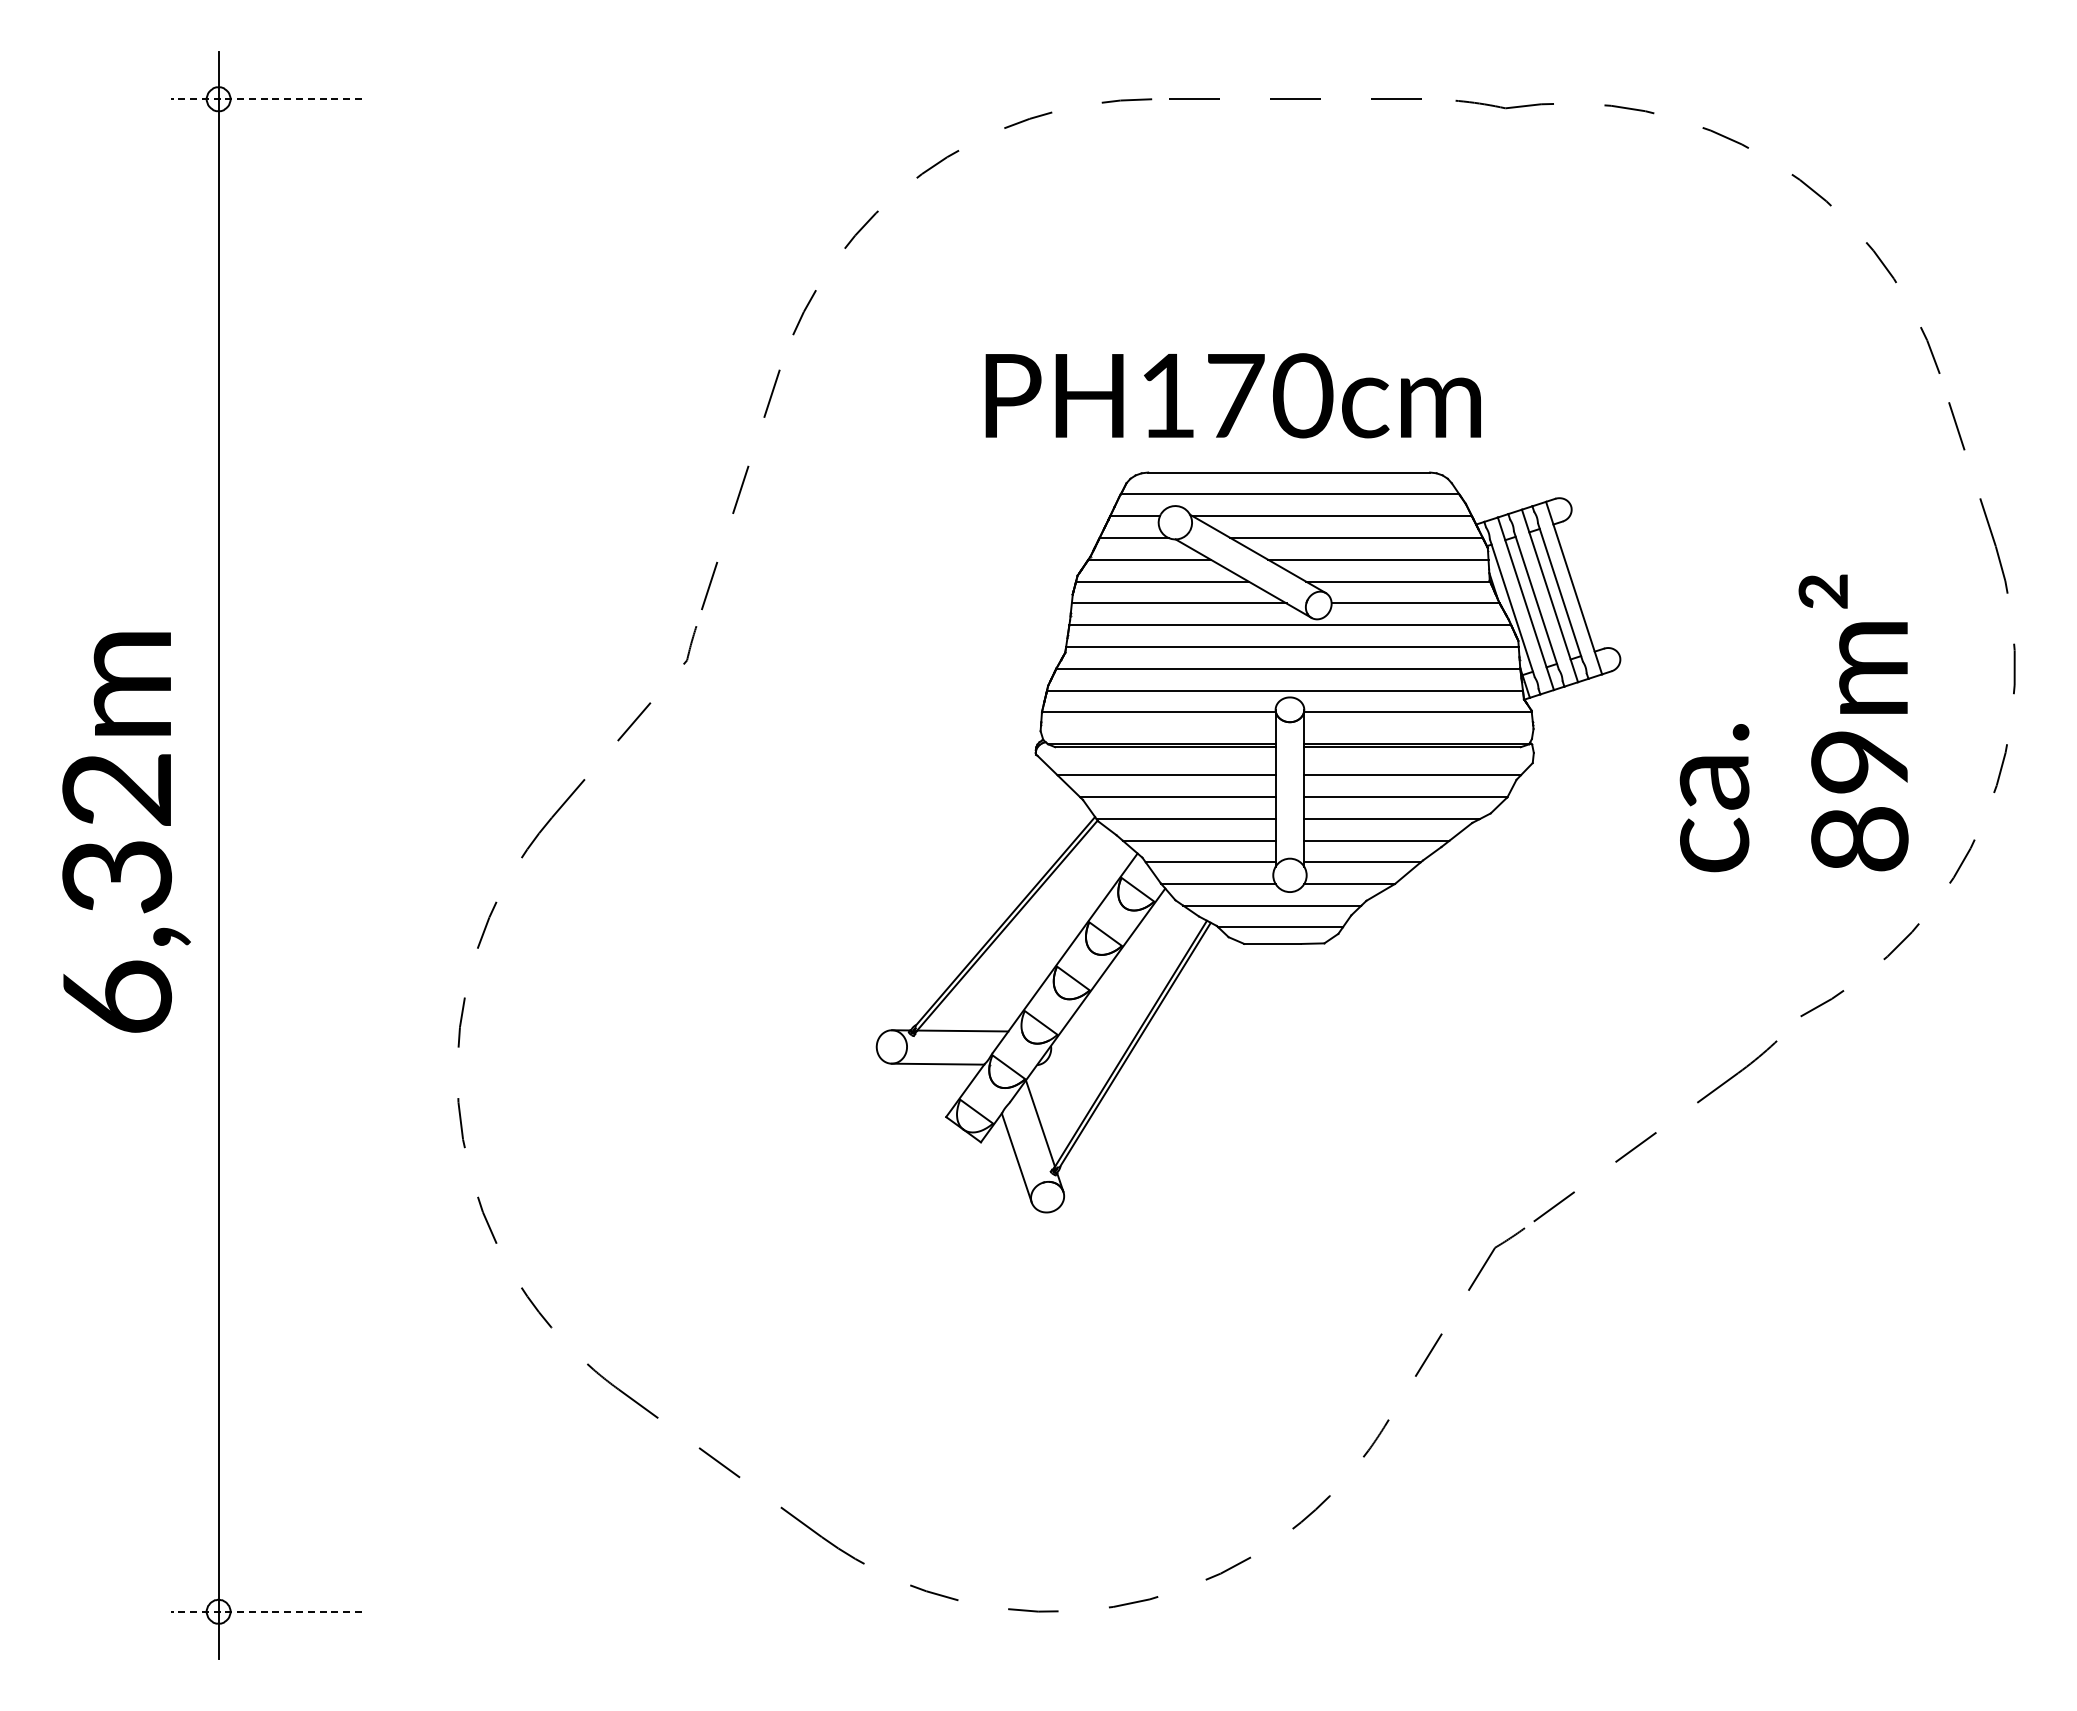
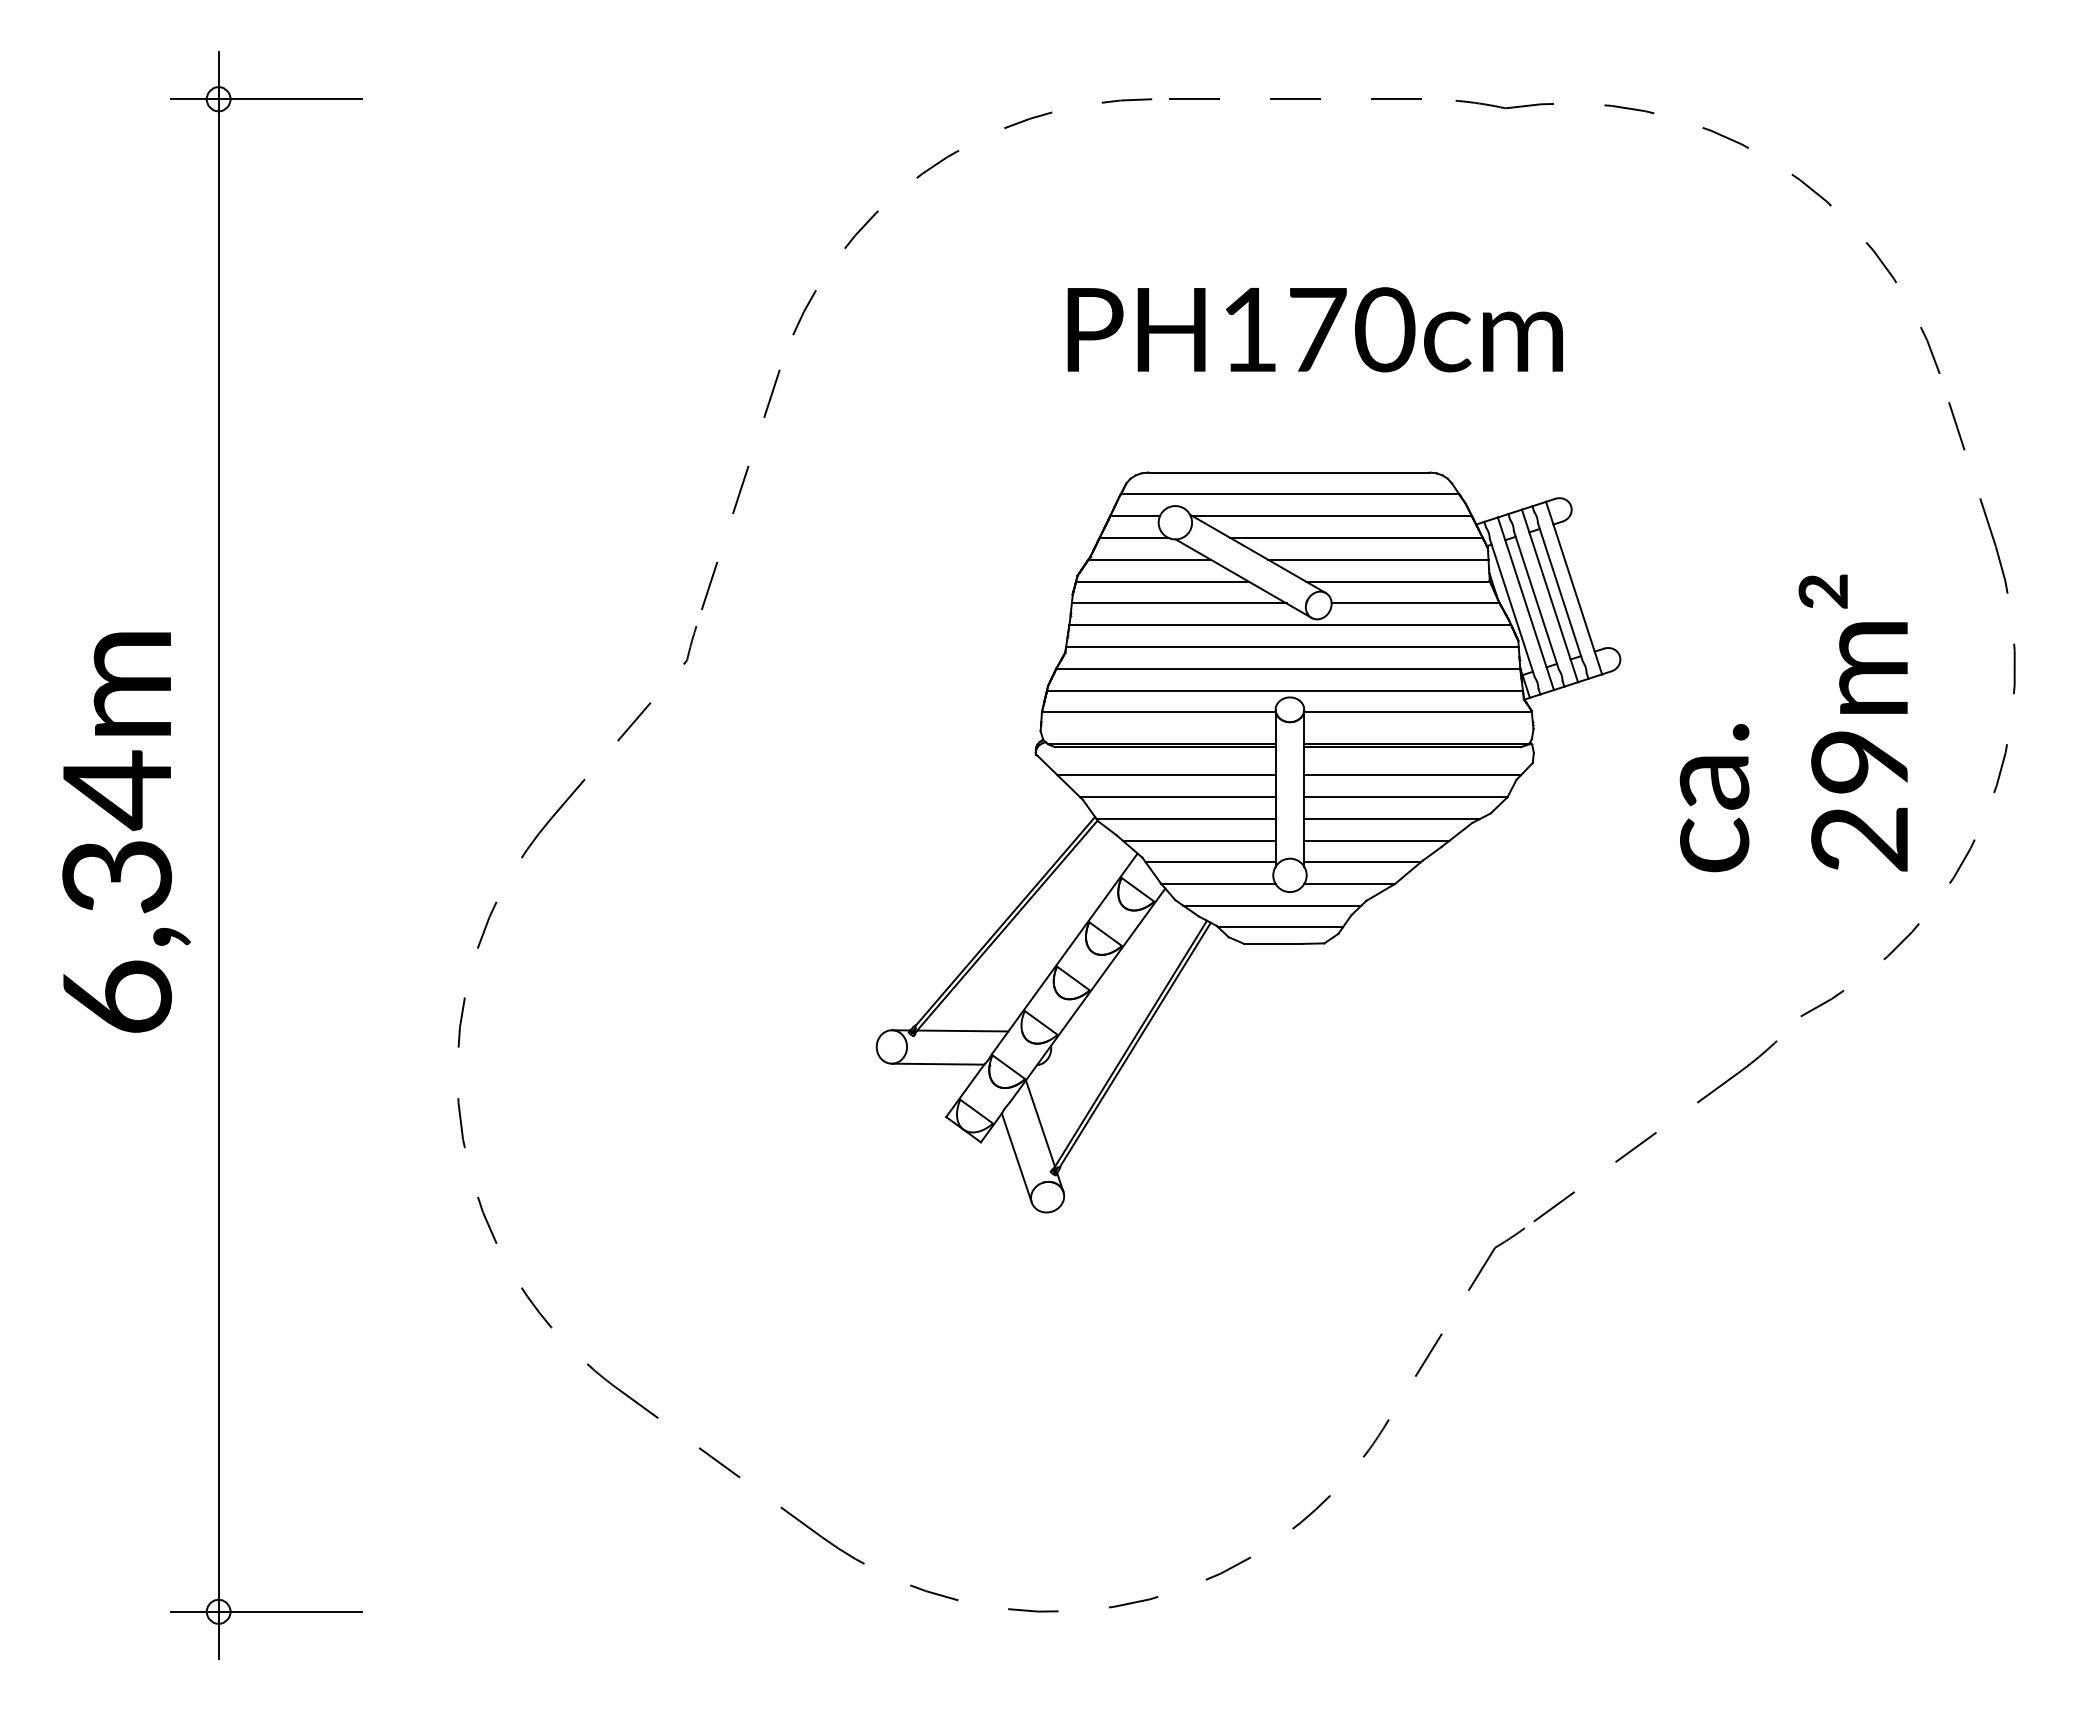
line: dashed -> solid (265, 99)
text position: (1232, 395) -> (1314, 329) (1314, 329)
text: 6,32m -> 6,34m (116, 790)
text: 89m² -> 29m² (1859, 839)
line: dashed -> solid (265, 1611)
